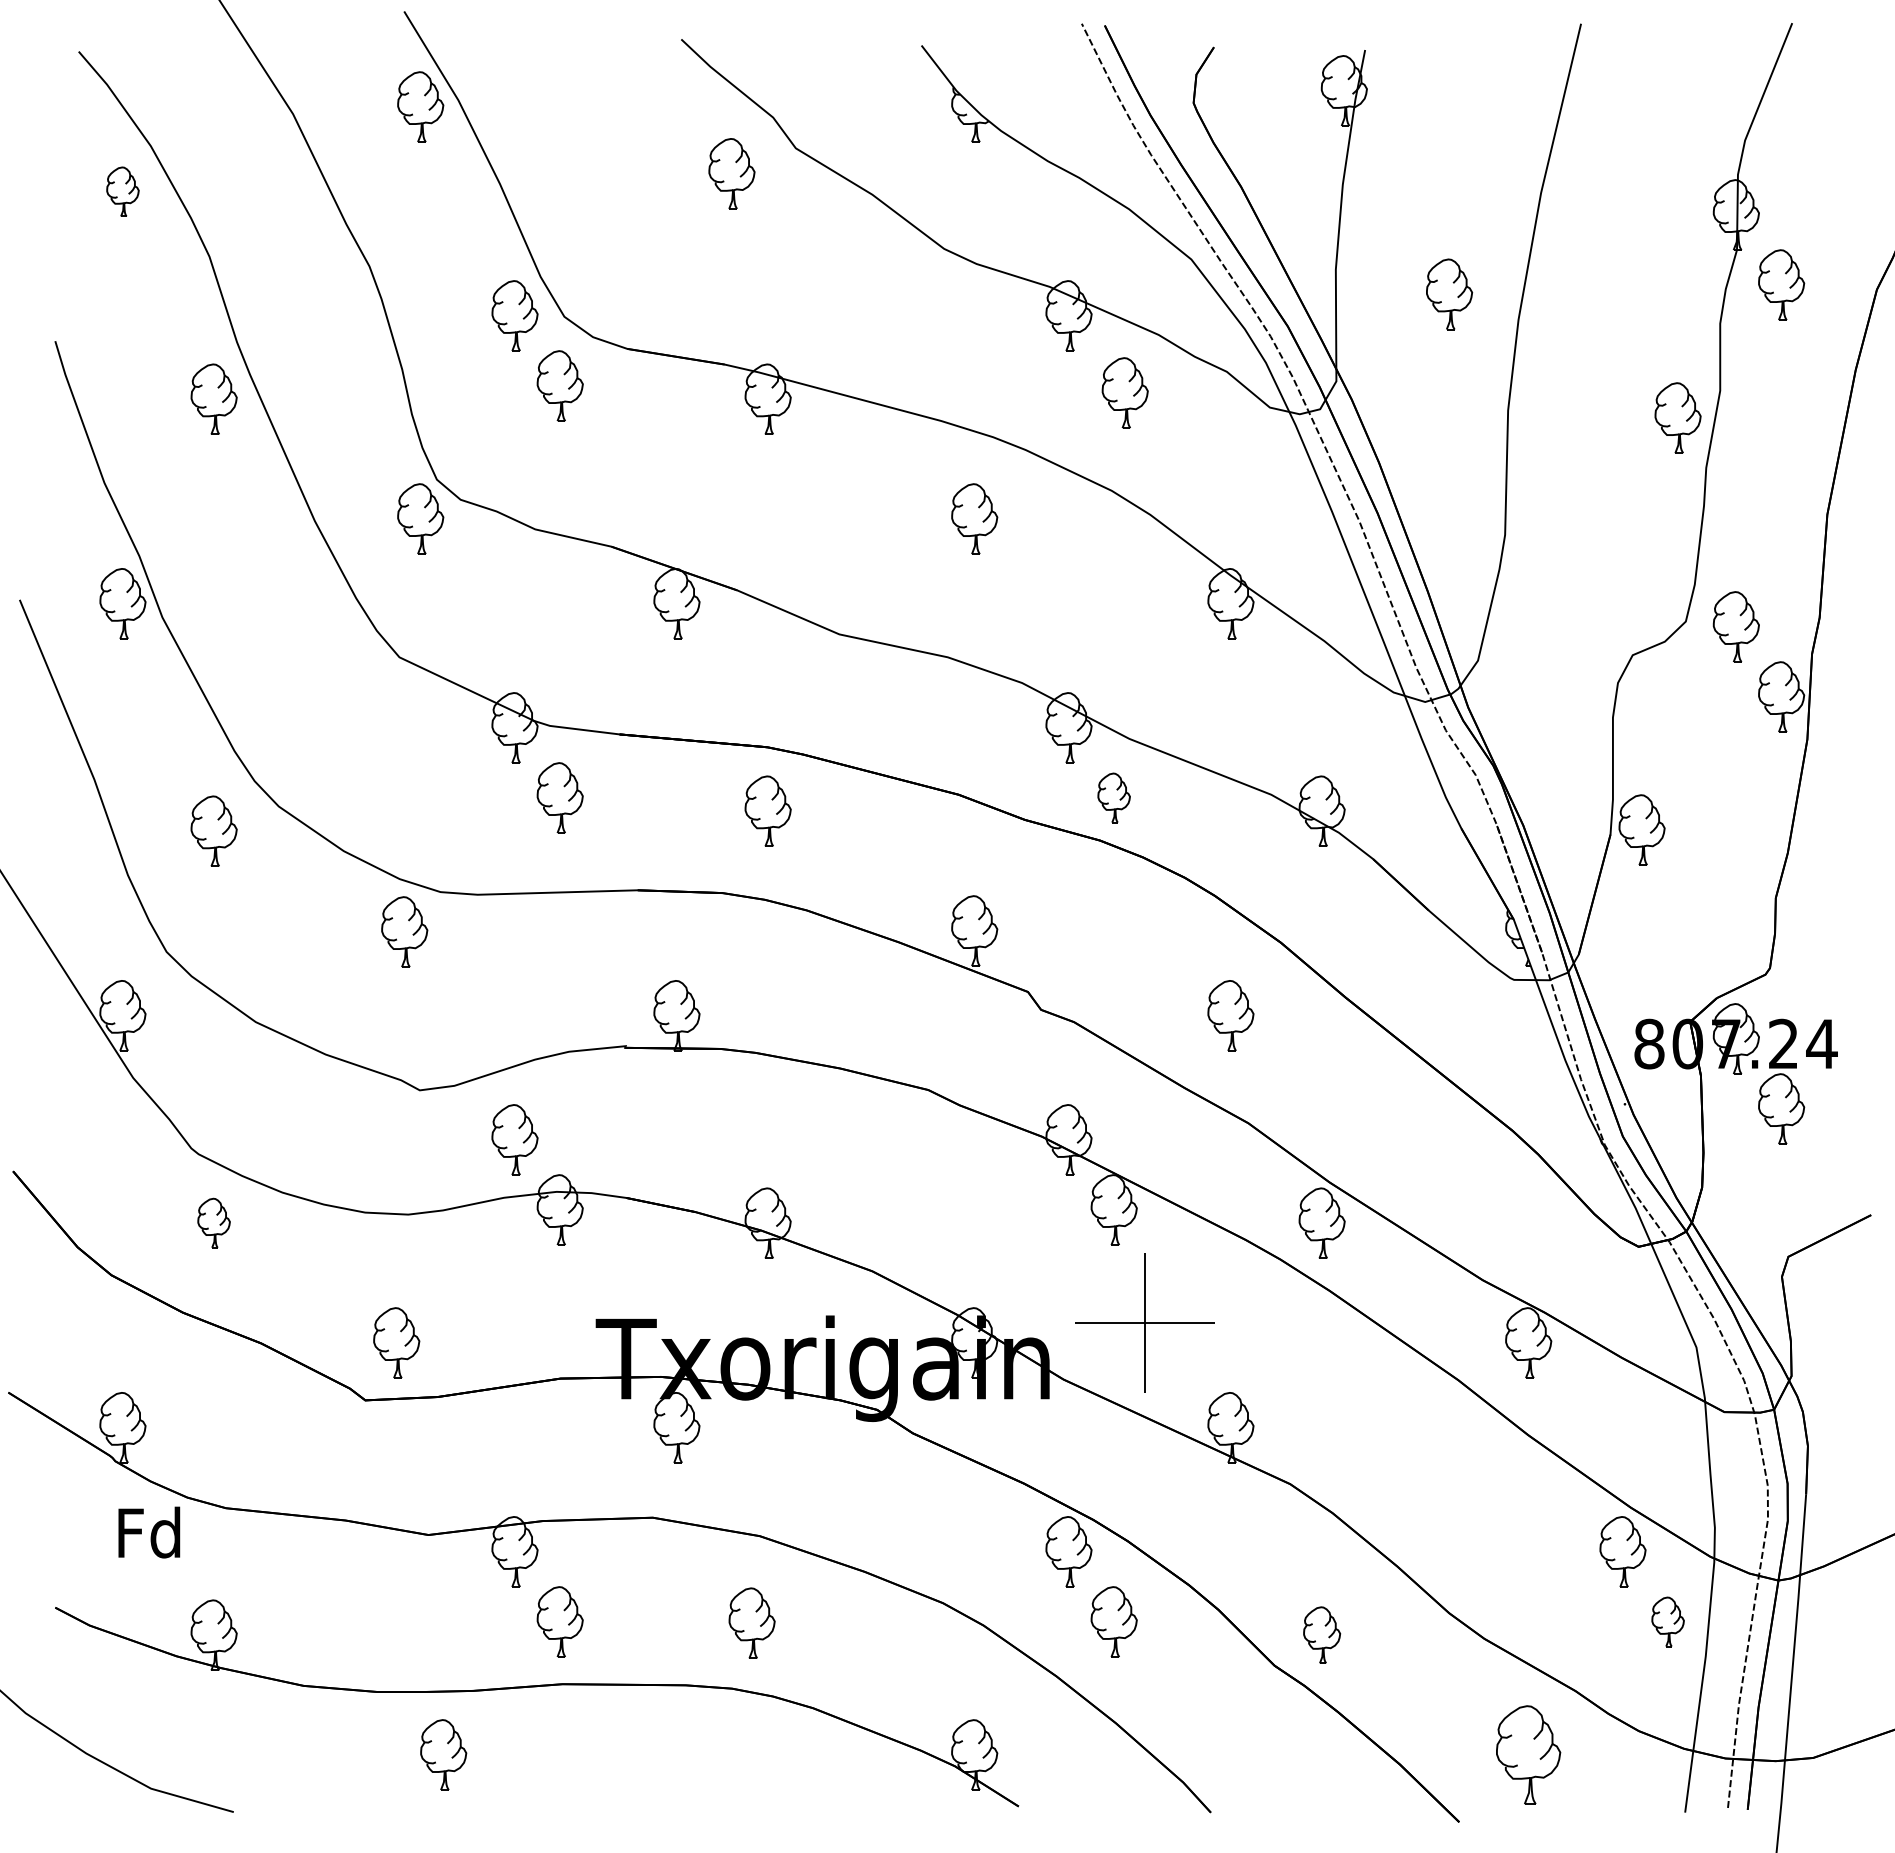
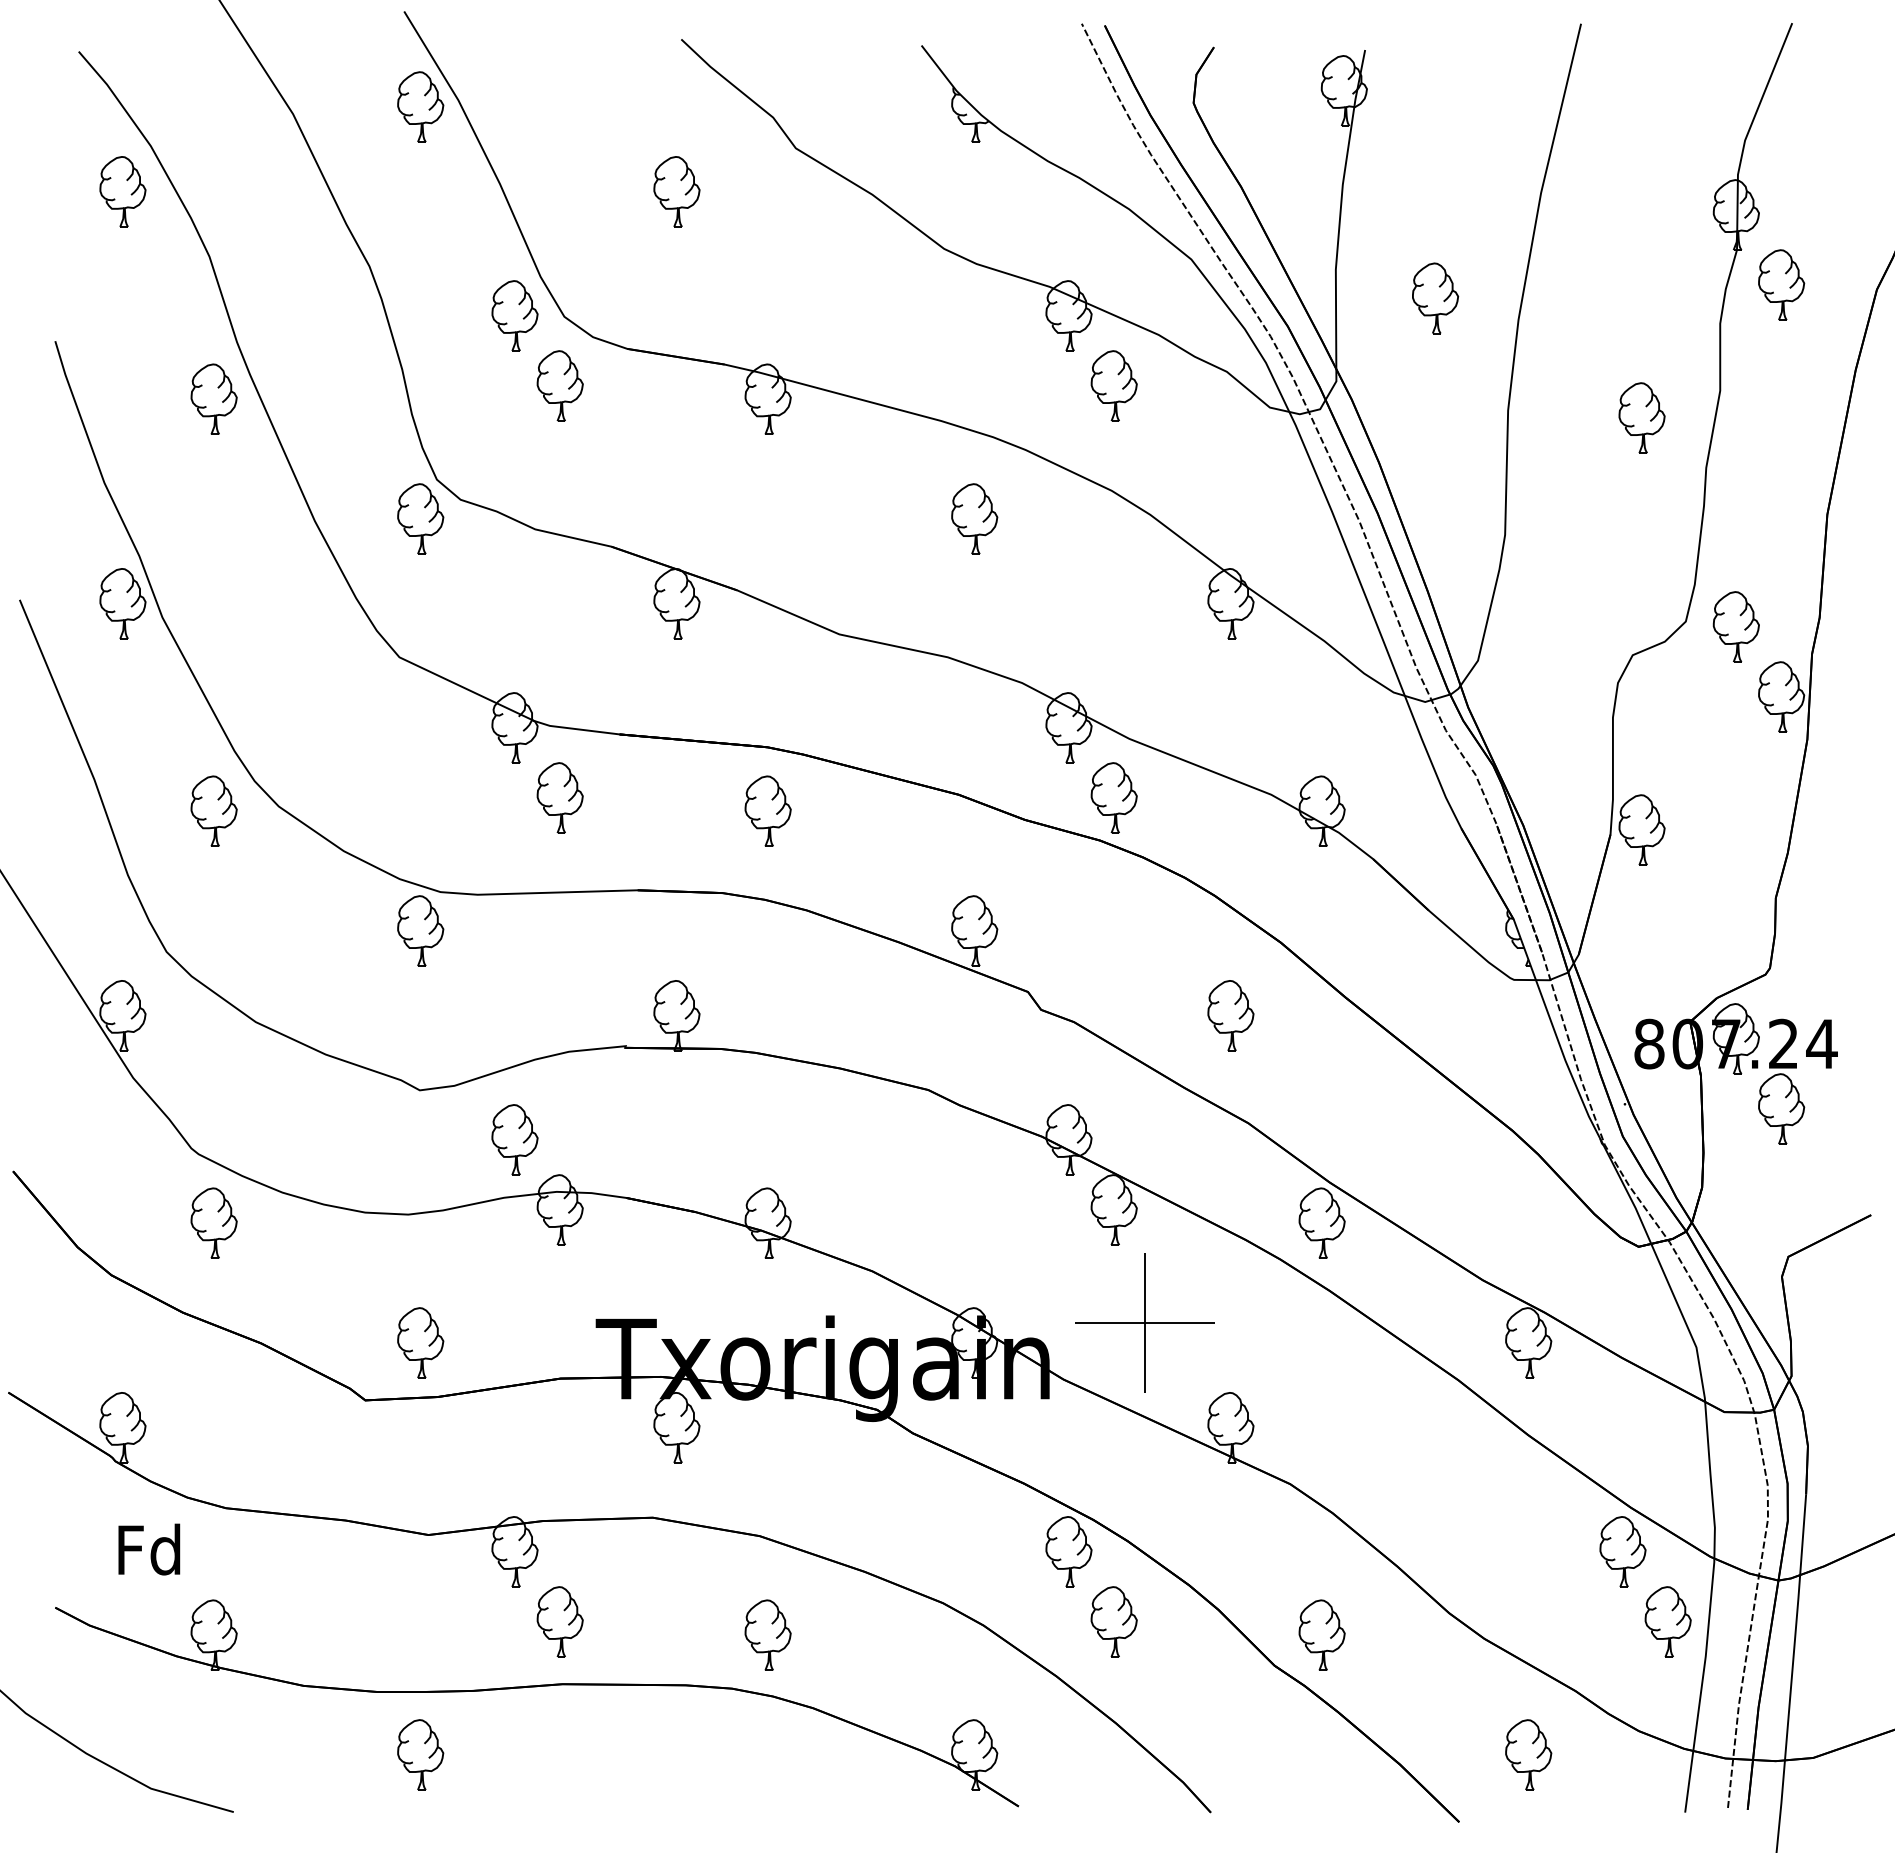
part position: (731, 173) -> (676, 191) (676, 191)
part size: 34x51 px -> 48x72 px (122, 191)
part position: (1449, 294) -> (1435, 298) (1435, 298)
part position: (1124, 392) -> (1113, 385) (1113, 385)
part position: (1677, 417) -> (1641, 417) (1641, 417)
part size: 34x52 px -> 48x72 px (1113, 797)
part position: (213, 830) -> (213, 810) (213, 810)
part position: (404, 931) -> (420, 930) (420, 930)
part size: 34x52 px -> 48x72 px (213, 1222)
part position: (396, 1342) -> (420, 1342) (420, 1342)
text position: (149, 1532) -> (149, 1549) (149, 1549)
part size: 34x52 px -> 48x72 px (1667, 1621)
part position: (751, 1622) -> (767, 1634) (767, 1634)
part size: 39x58 px -> 48x72 px (1321, 1634)
part position: (443, 1754) -> (420, 1754) (420, 1754)
part size: 66x100 px -> 48x72 px (1528, 1754)
